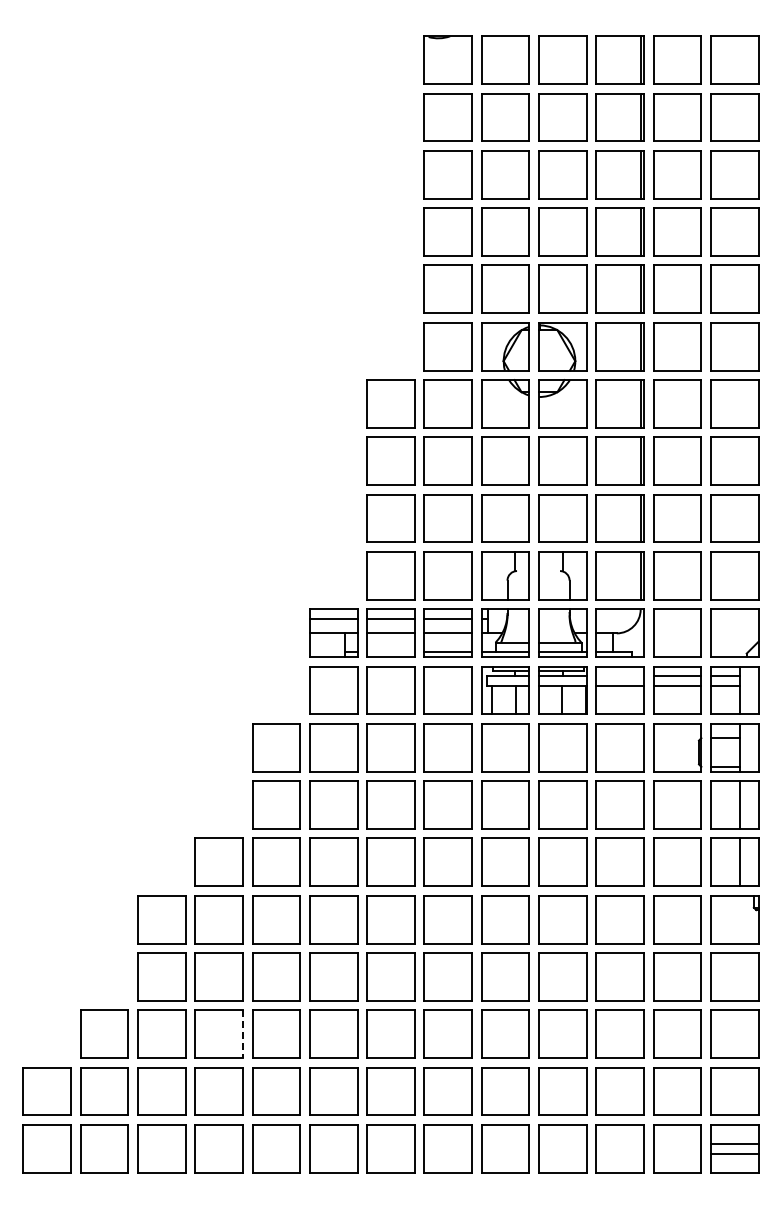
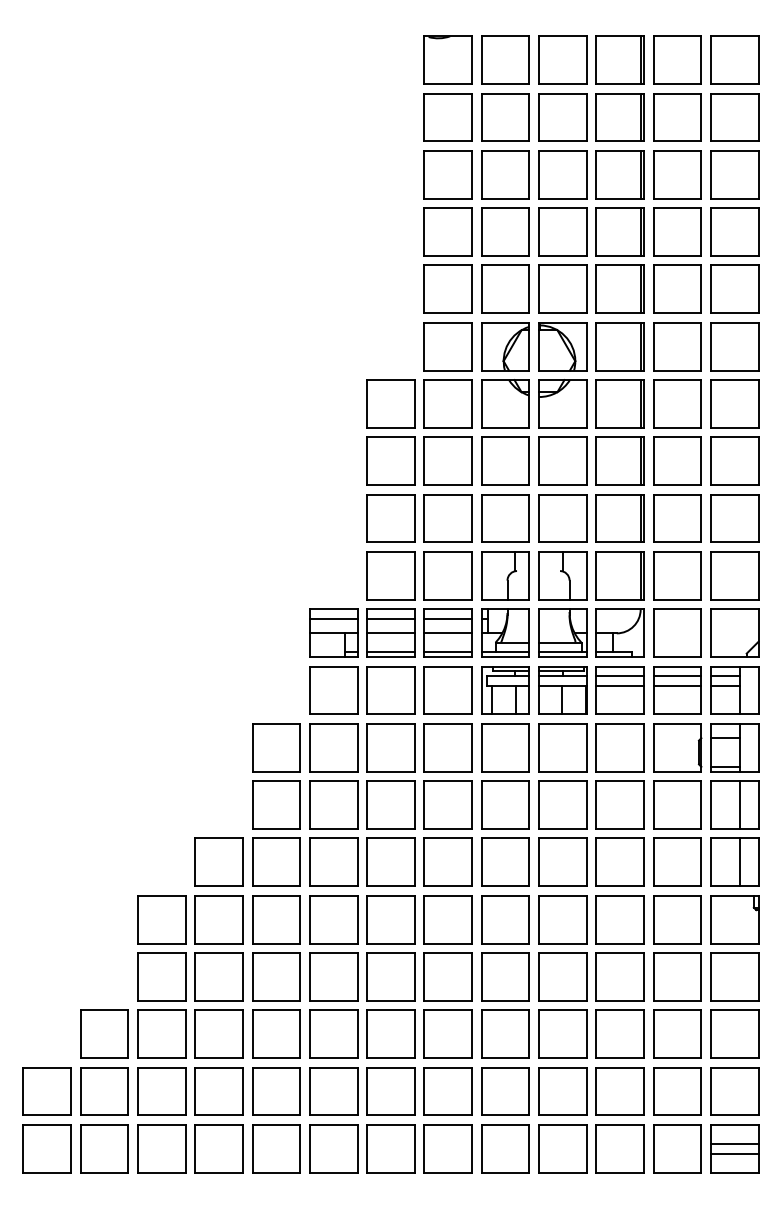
line: none -> present (390, 652)
line: none -> present (620, 676)
line: dashed -> solid (242, 1034)
